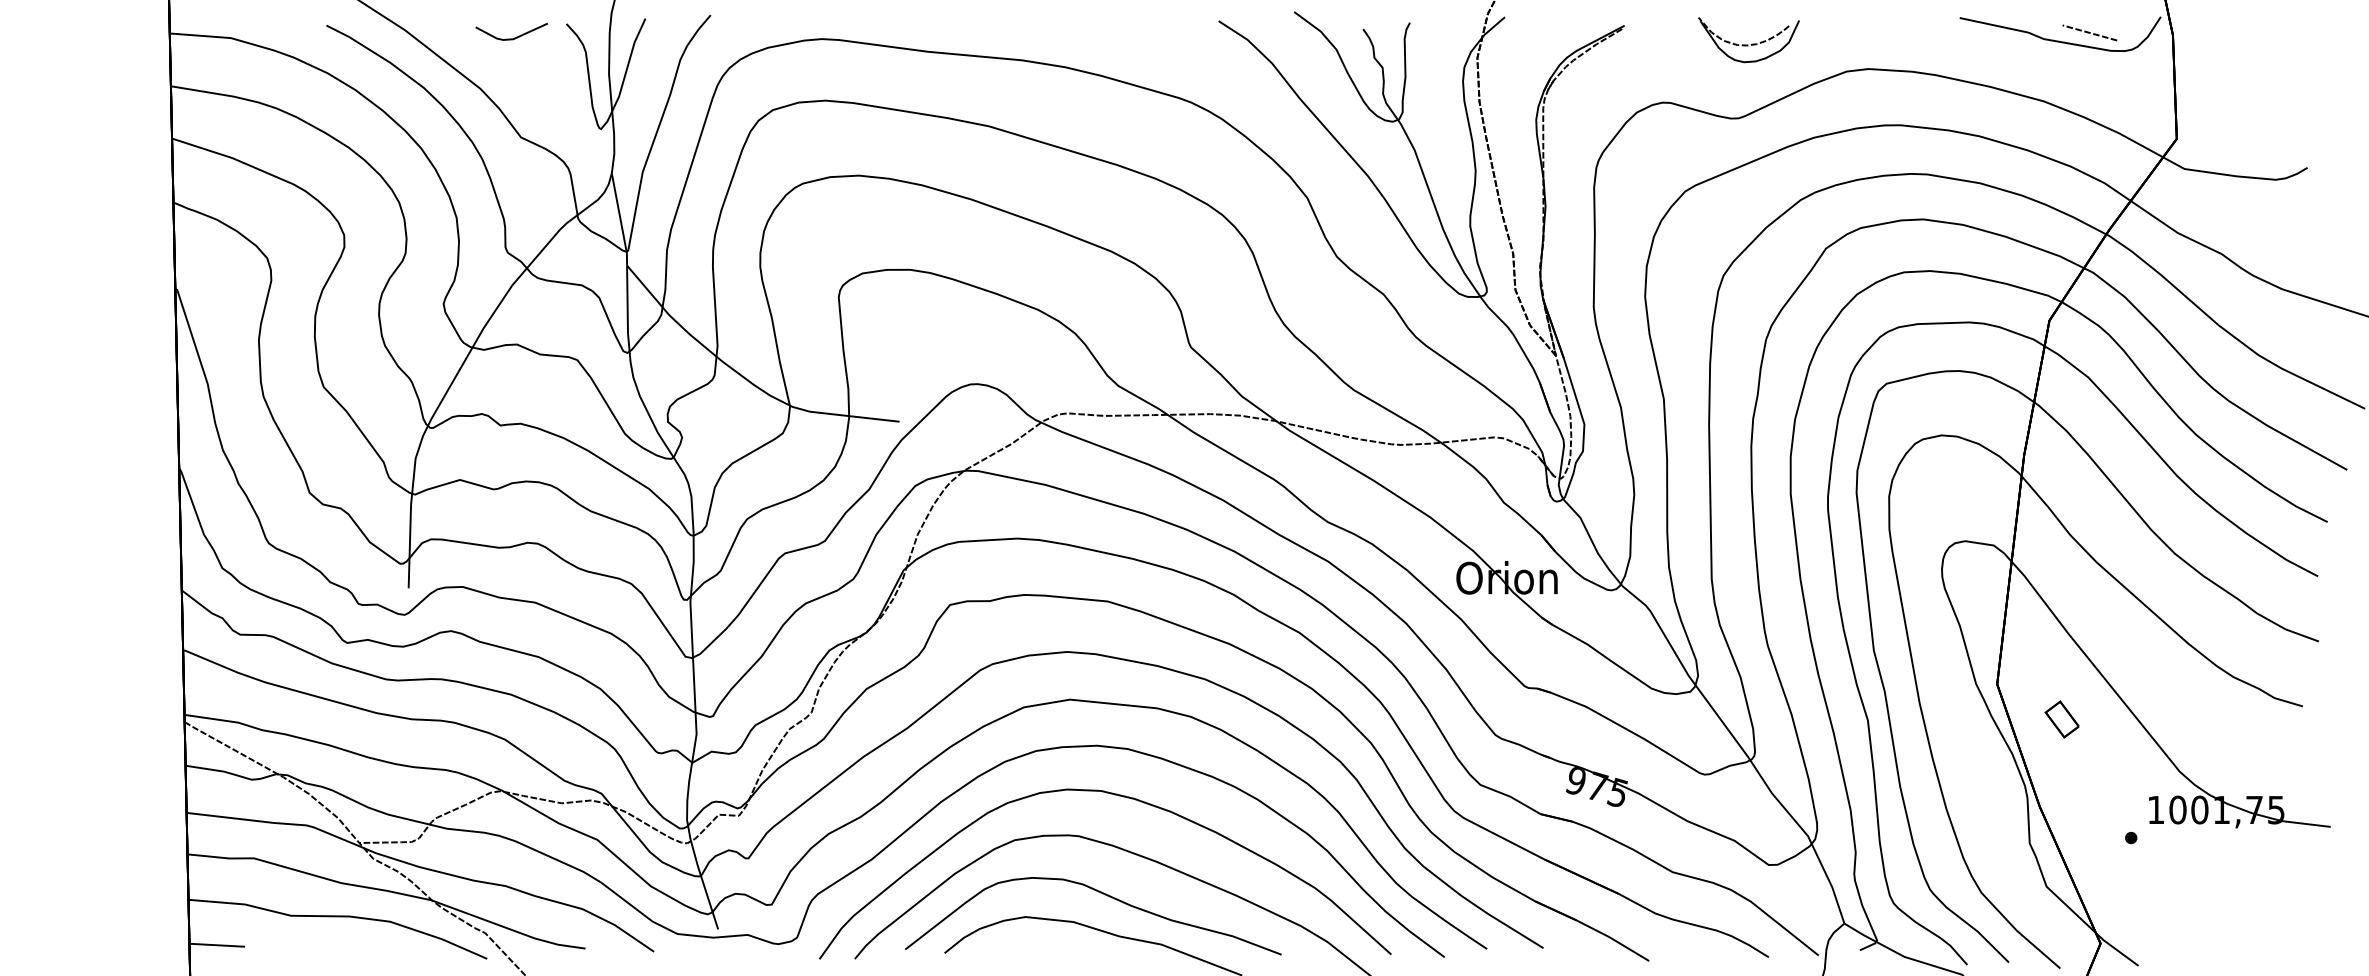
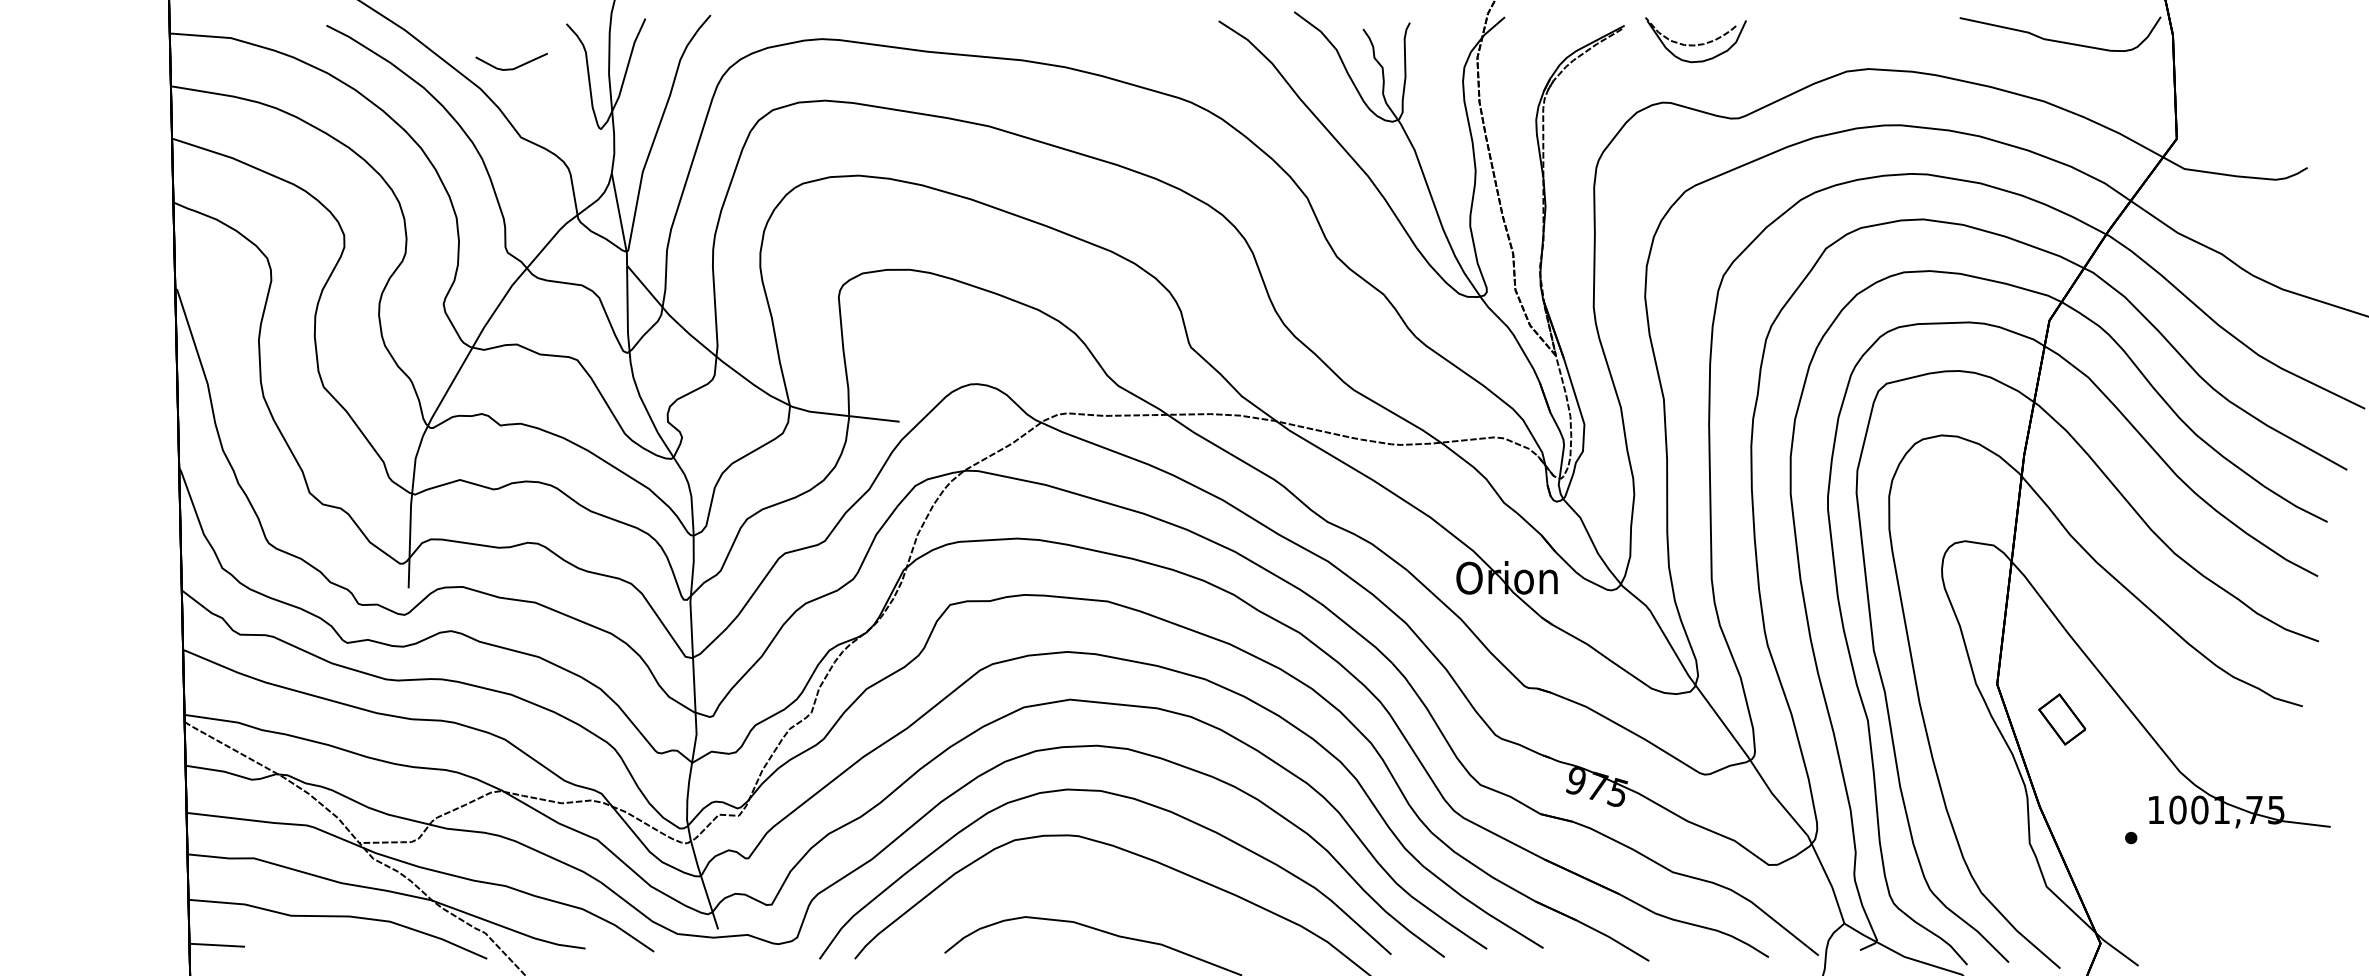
line: present -> none (2089, 32)
line position: (514, 37) -> (514, 67) (514, 67)
part position: (1748, 40) -> (1695, 40) (1695, 40)
part size: 36x39 px -> 49x53 px (2062, 719)
curve: present -> none (1102, 894)
